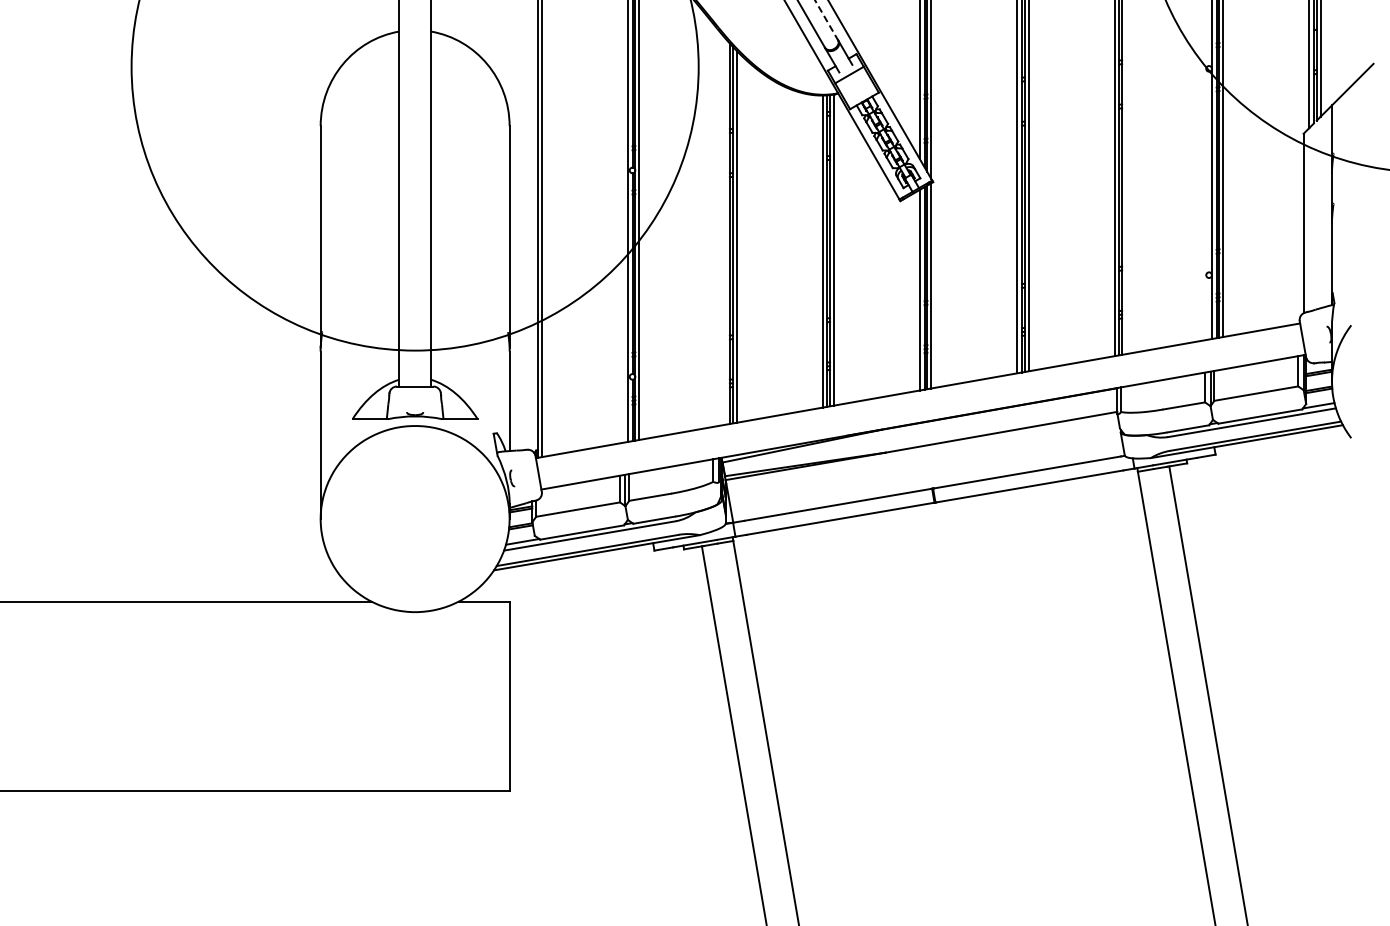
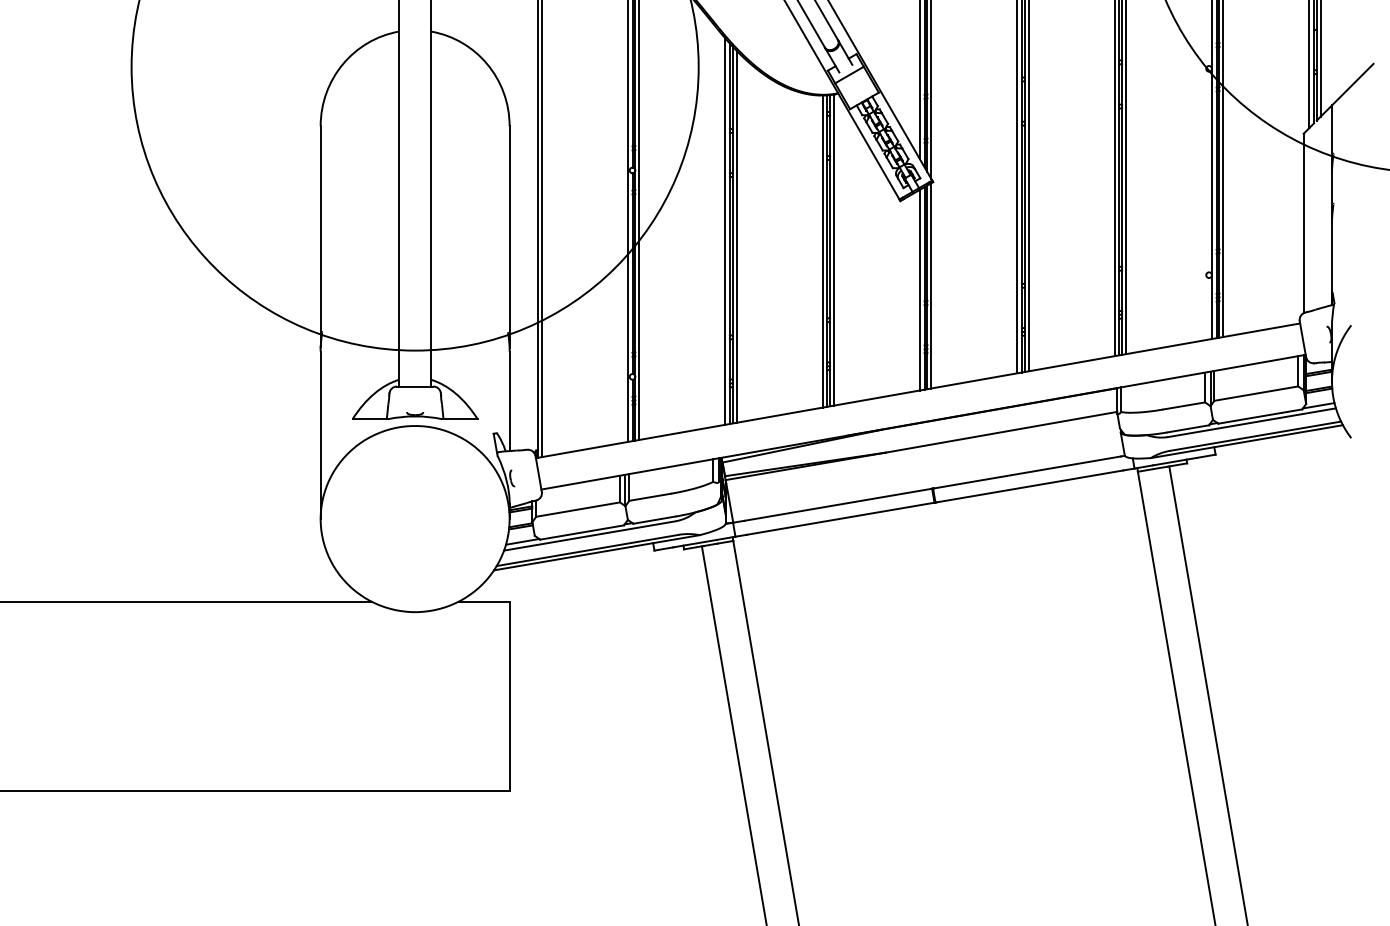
line: dashed -> solid (826, 20)
line: none -> present (1125, 178)
line: none -> present (725, 231)
